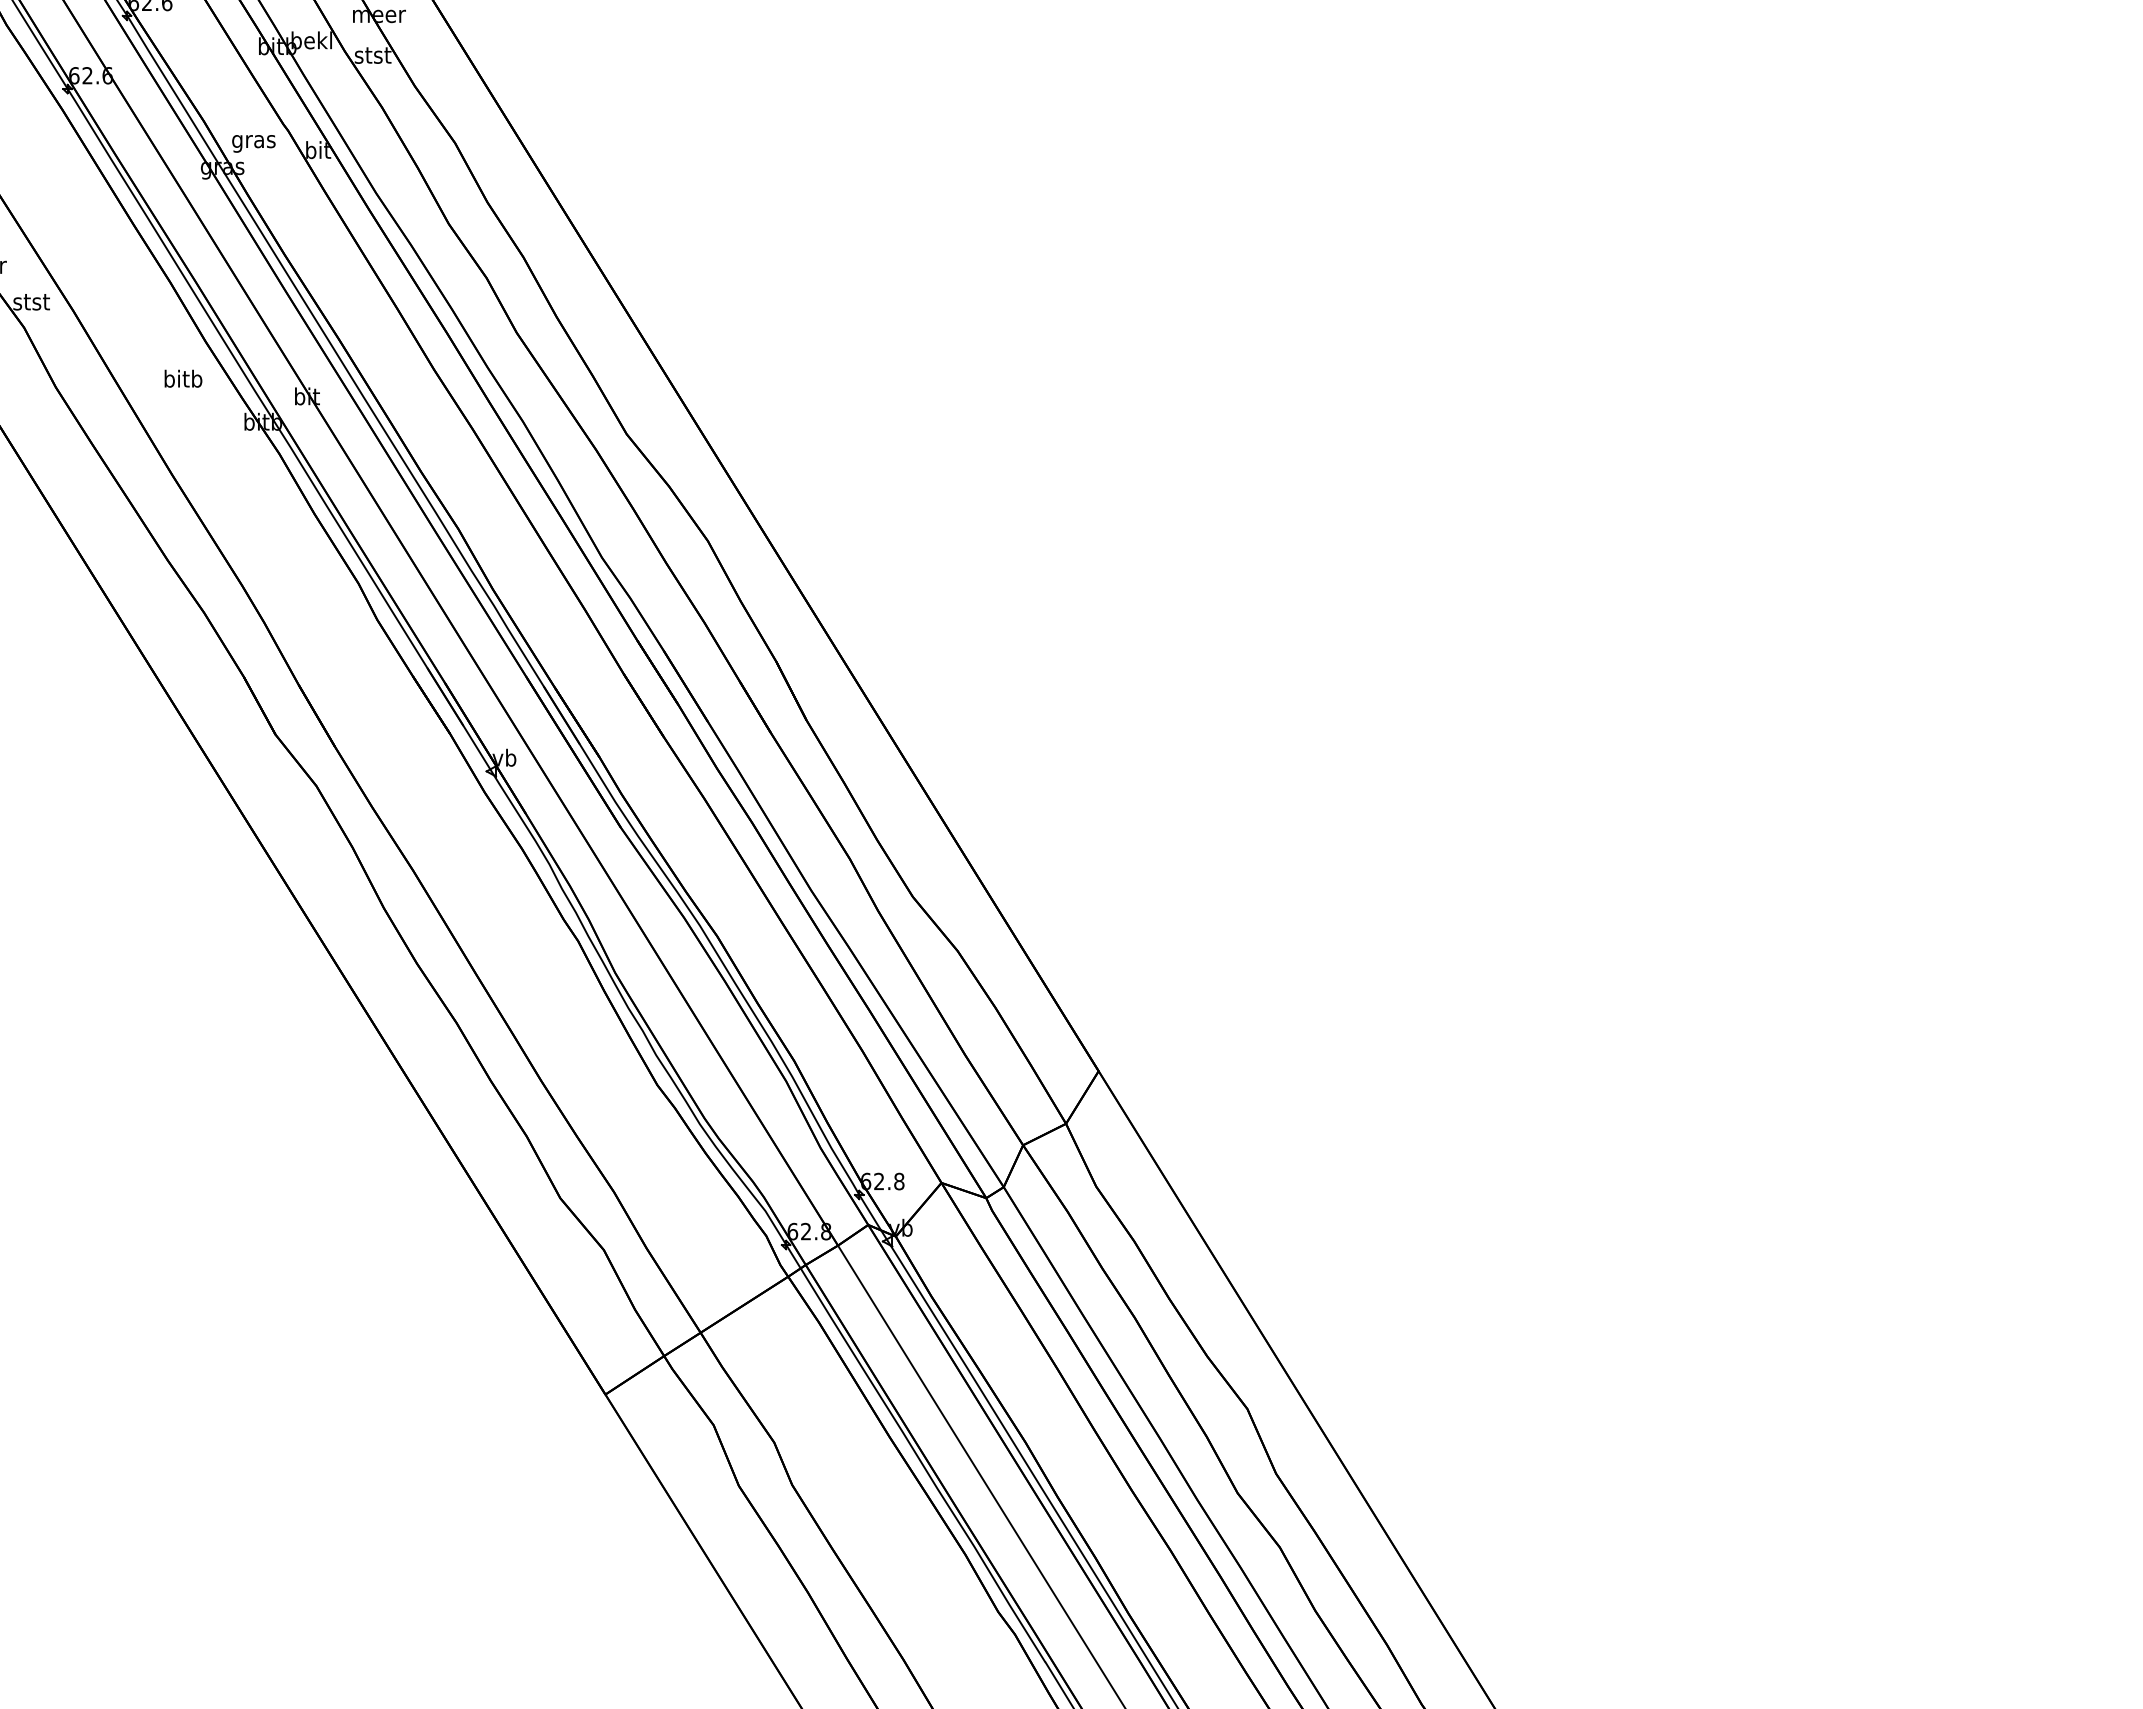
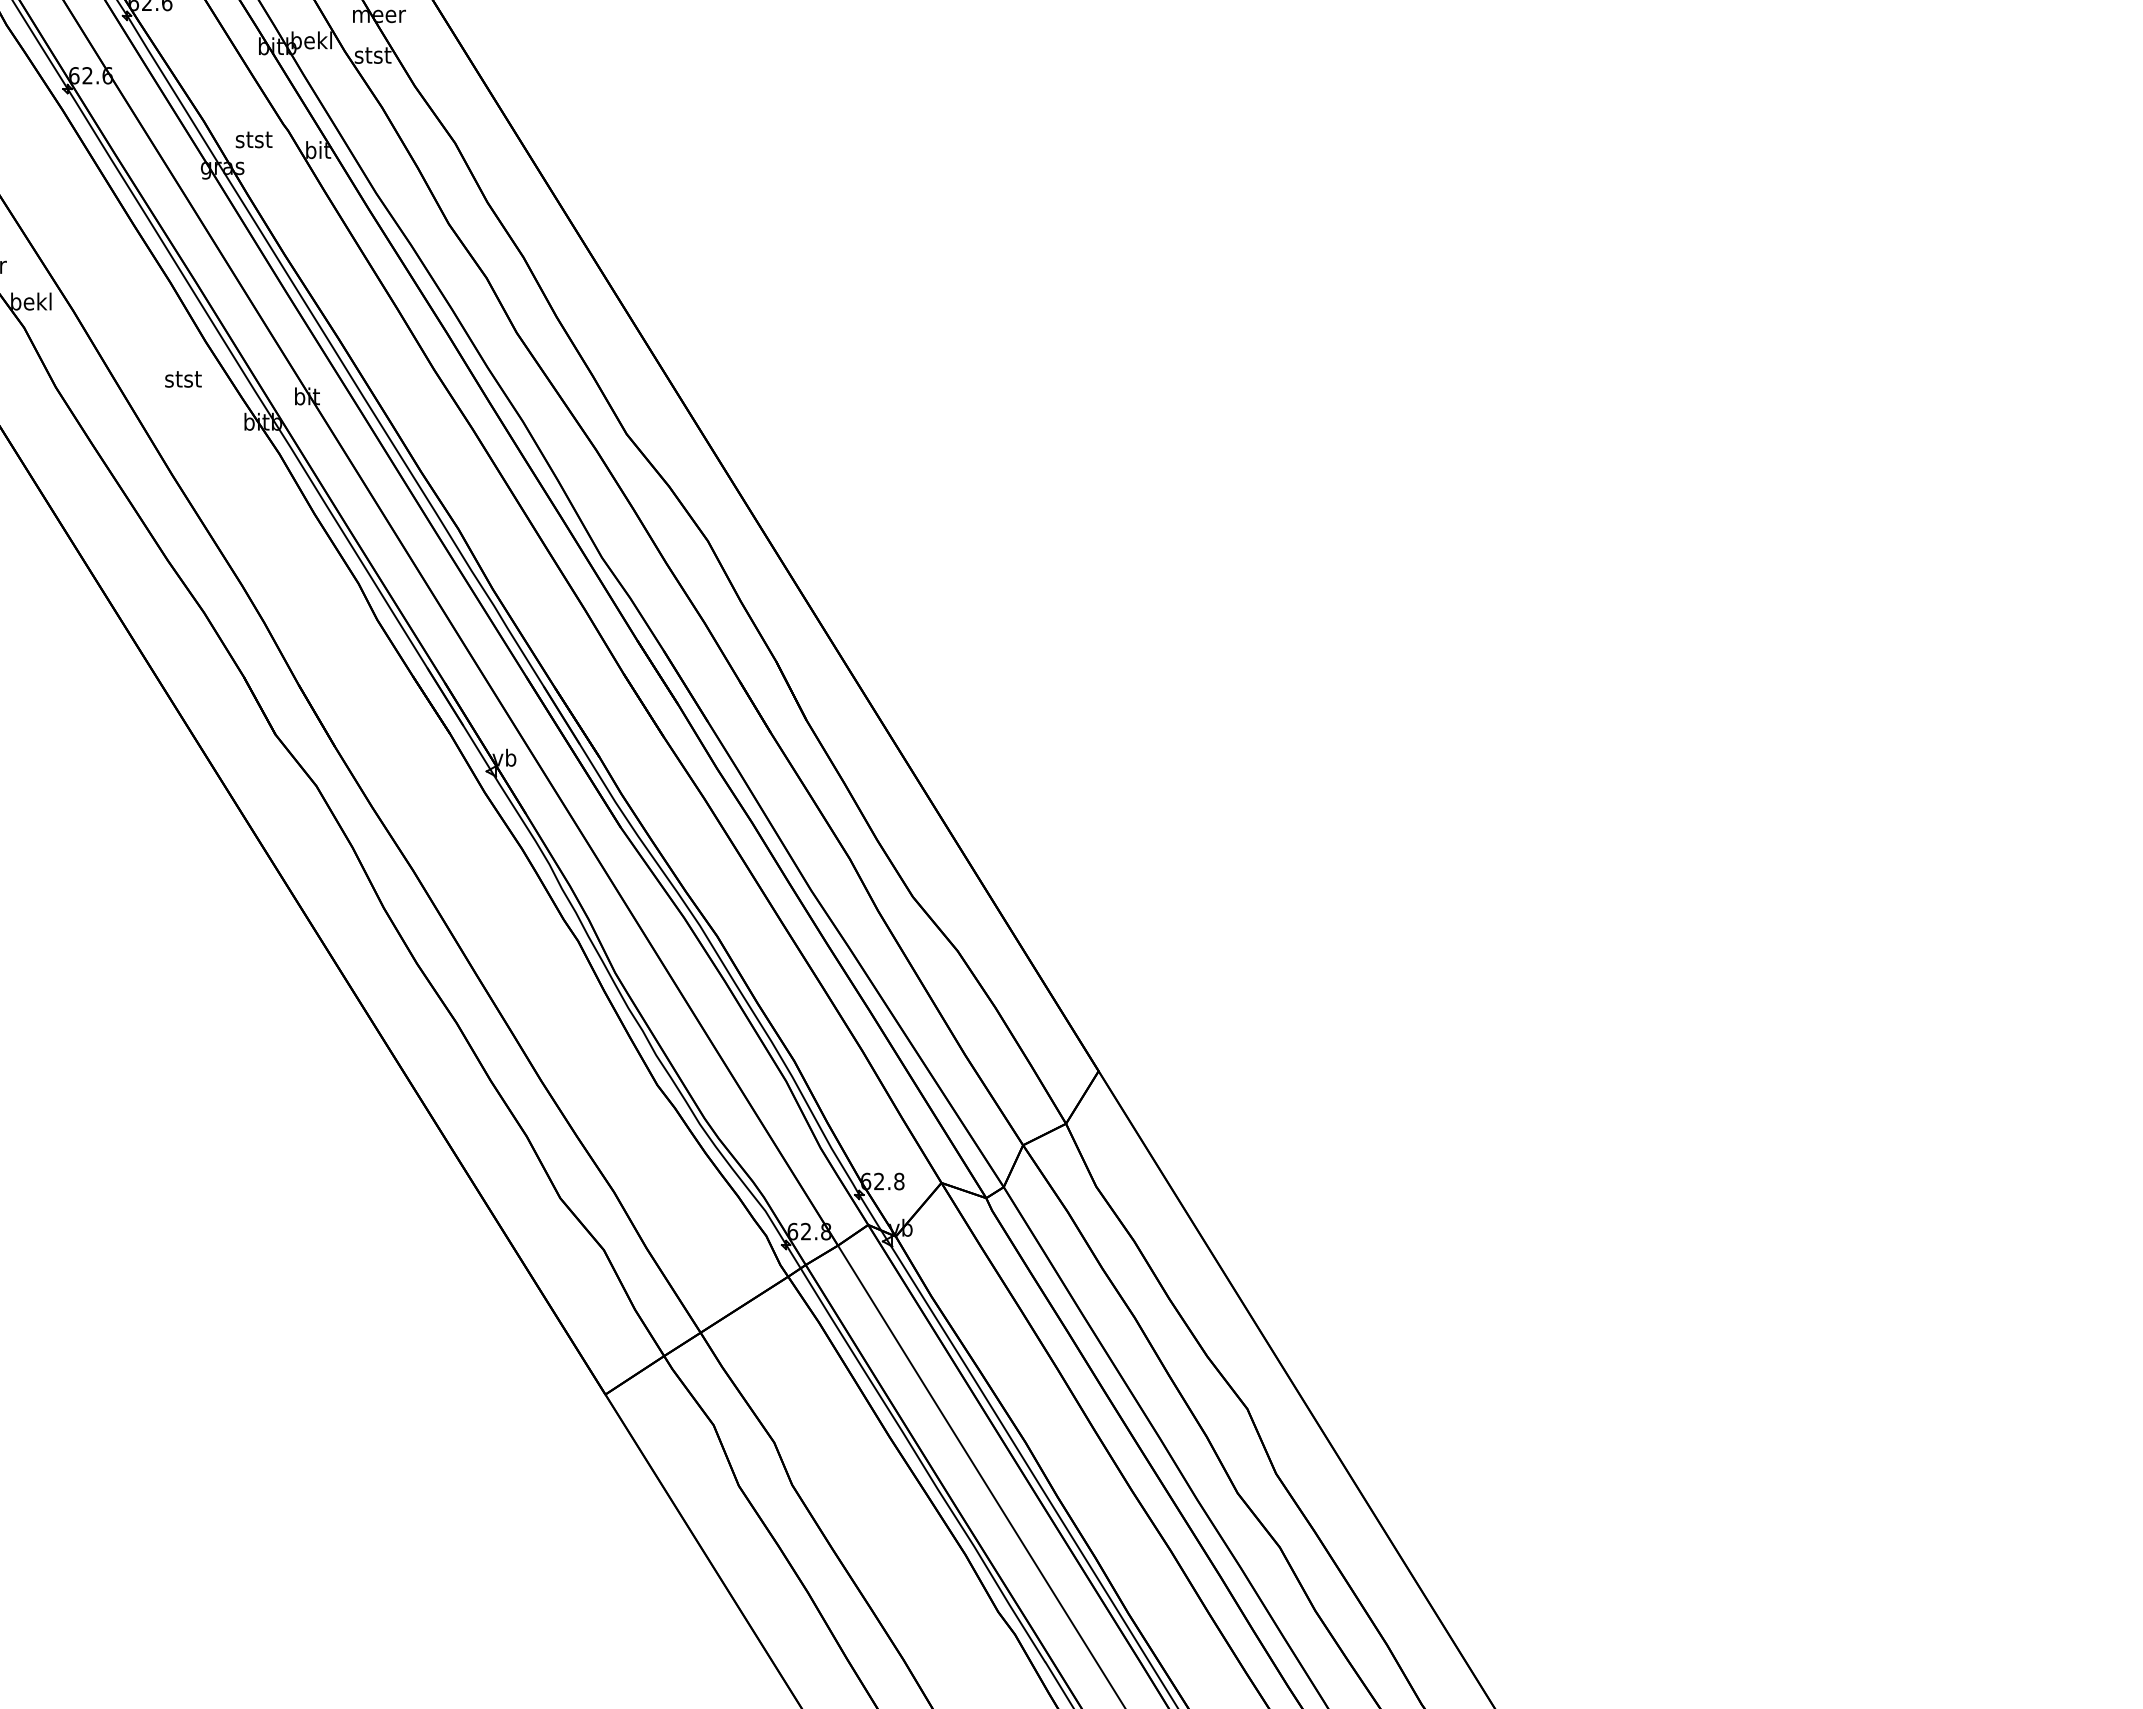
text: gras -> stst (253, 141)
text: stst -> bekl (31, 301)
text: bitb -> stst (183, 378)
